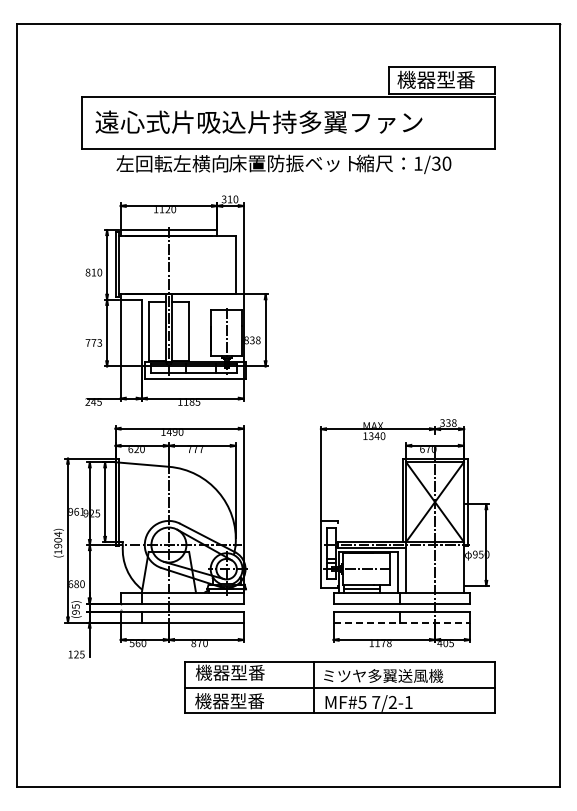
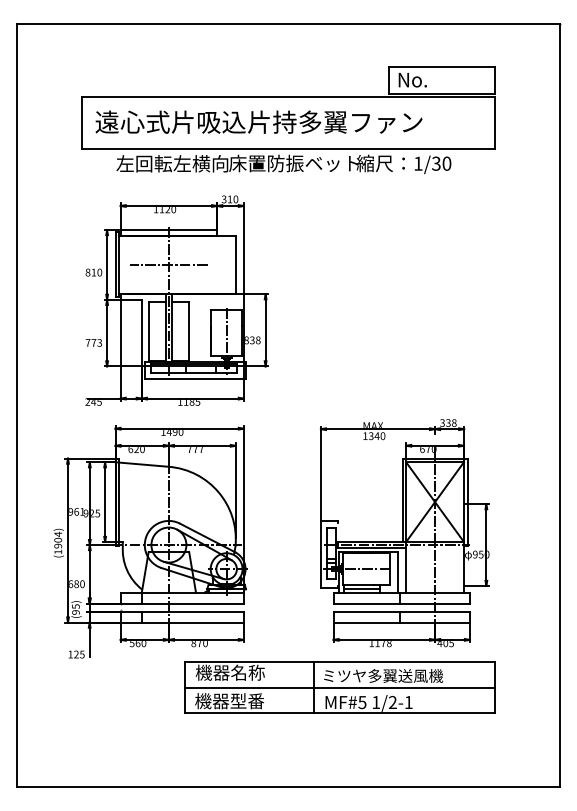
text: 機器型番 -> No. (435, 79)
line: none -> present (168, 264)
line: dashed -> solid (402, 622)
text: 機器型番 -> 機器名称 (247, 672)
text: 7/2-1 -> 1/2-1 (376, 702)
